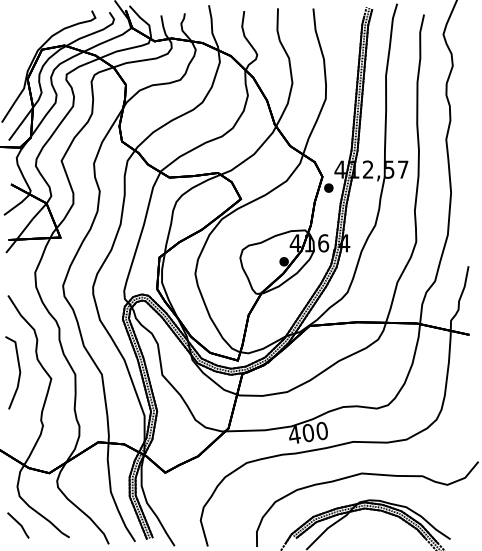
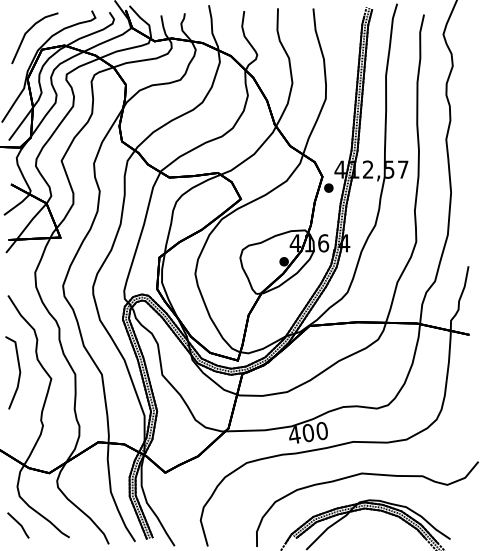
part: none -> present (30, 30)
